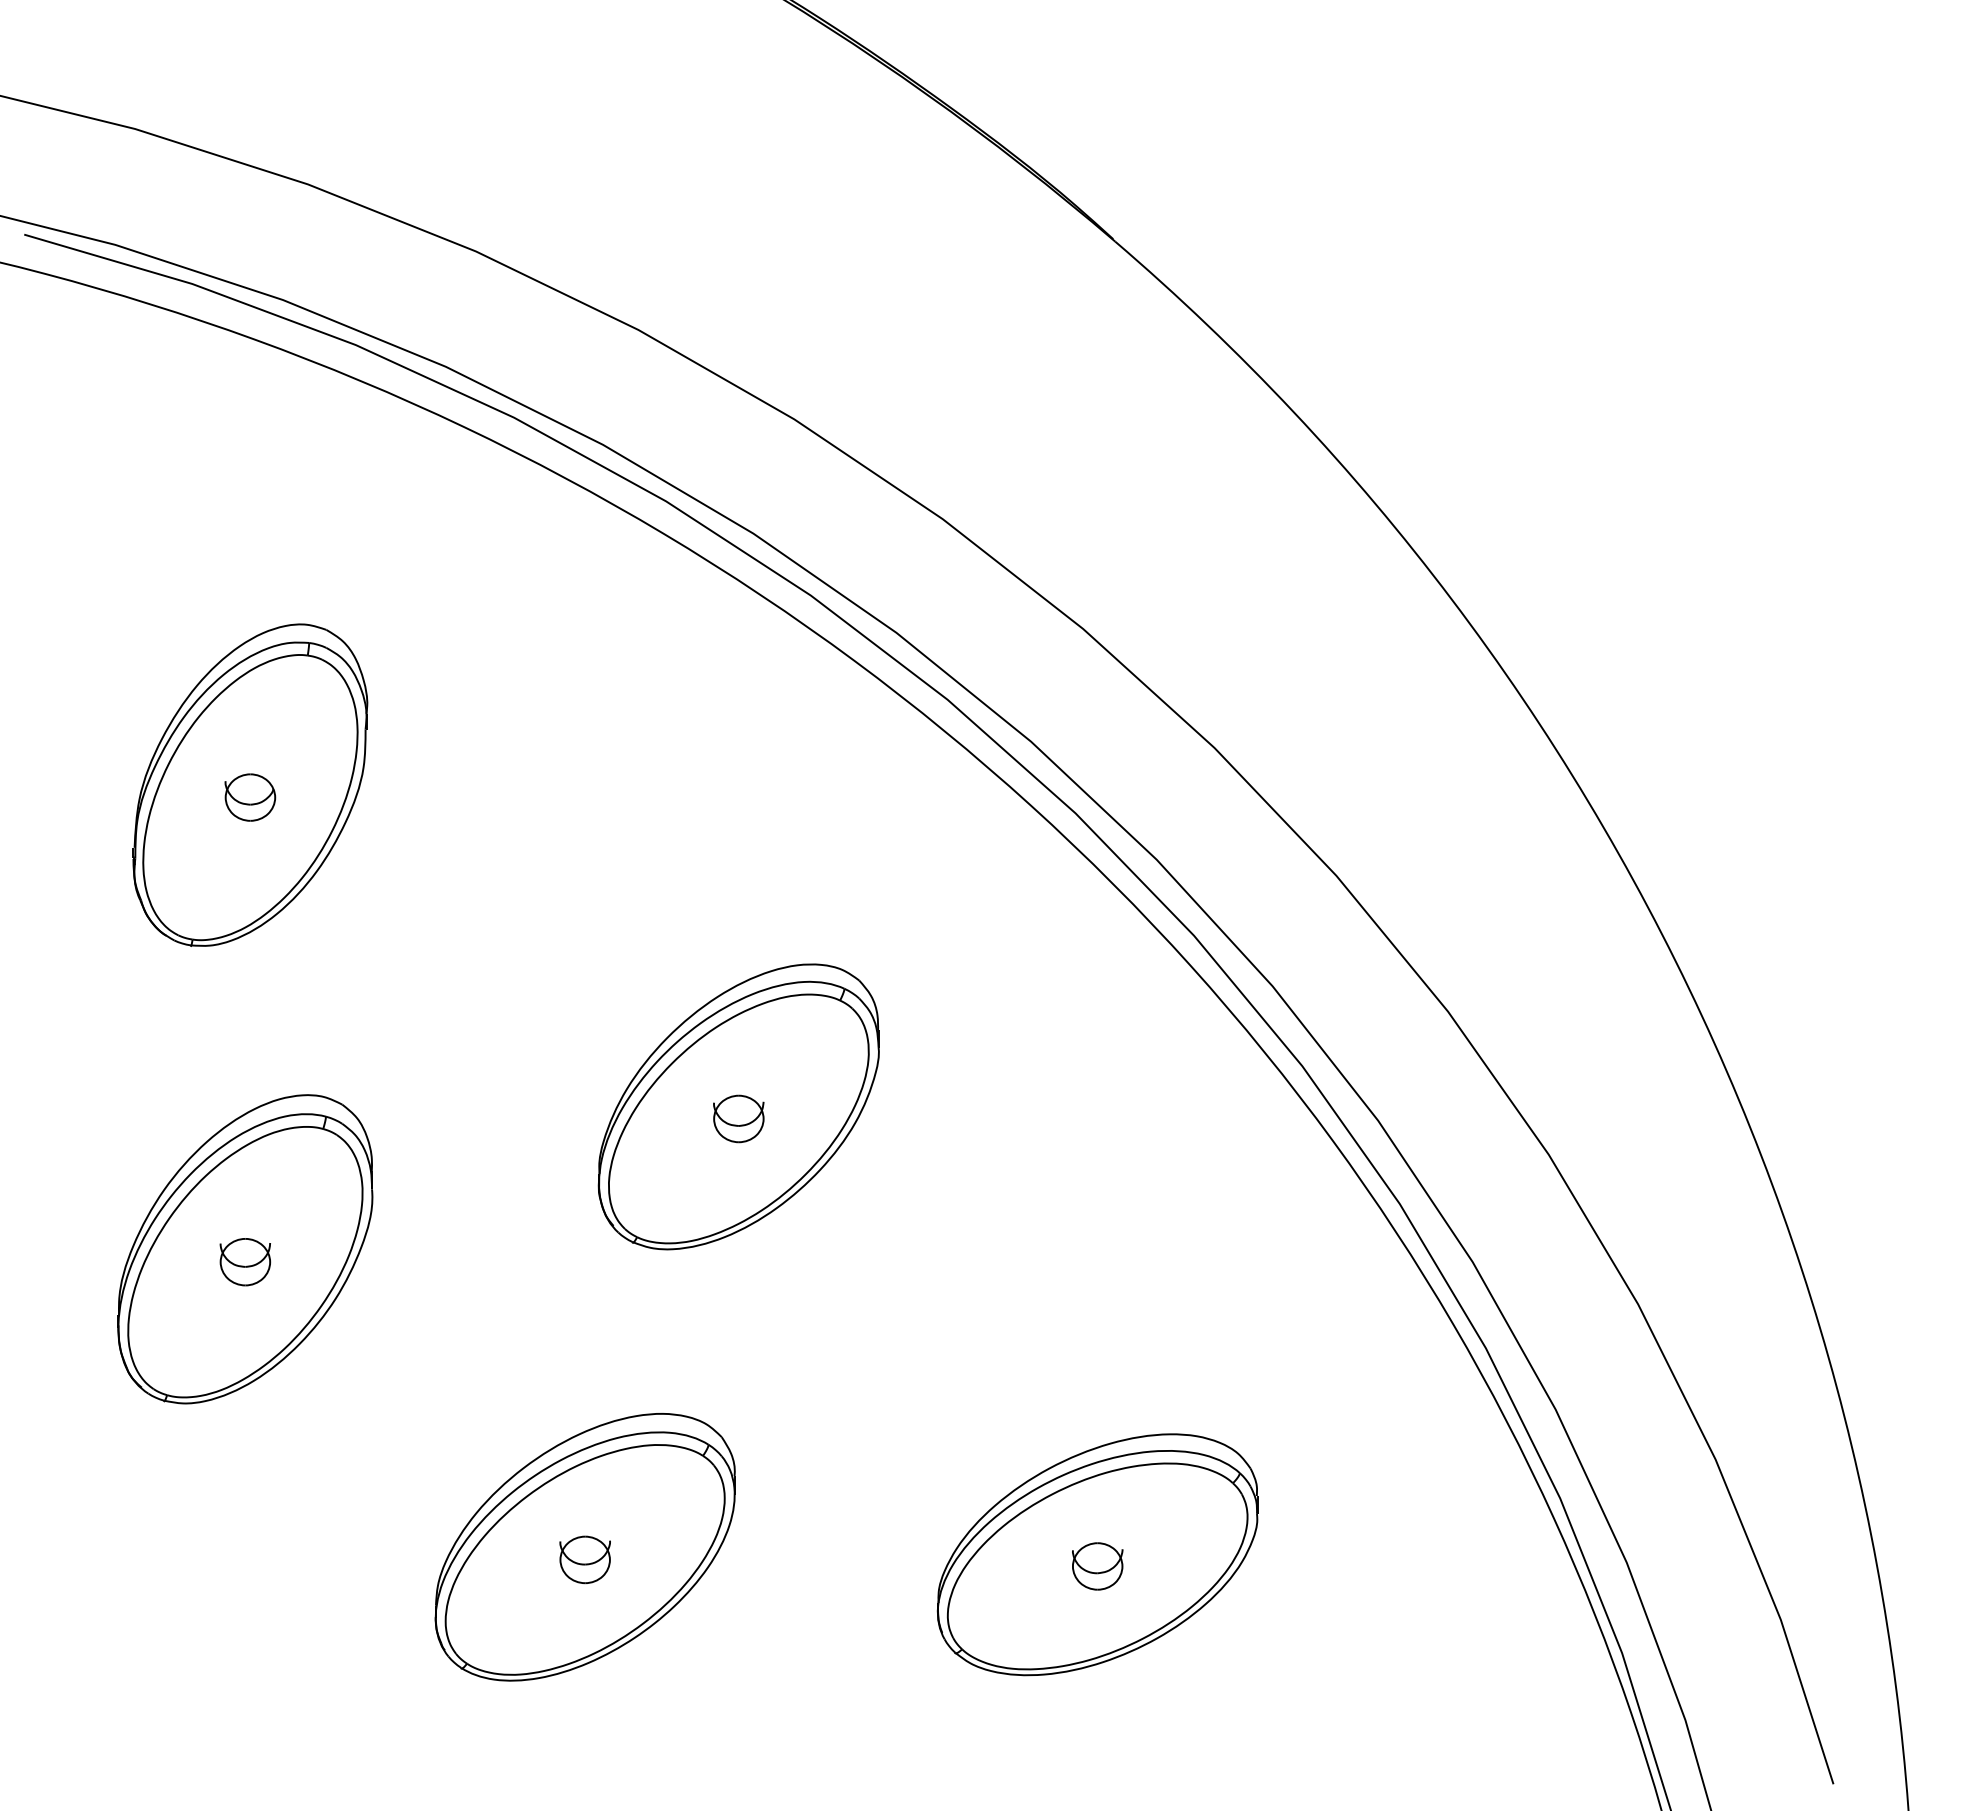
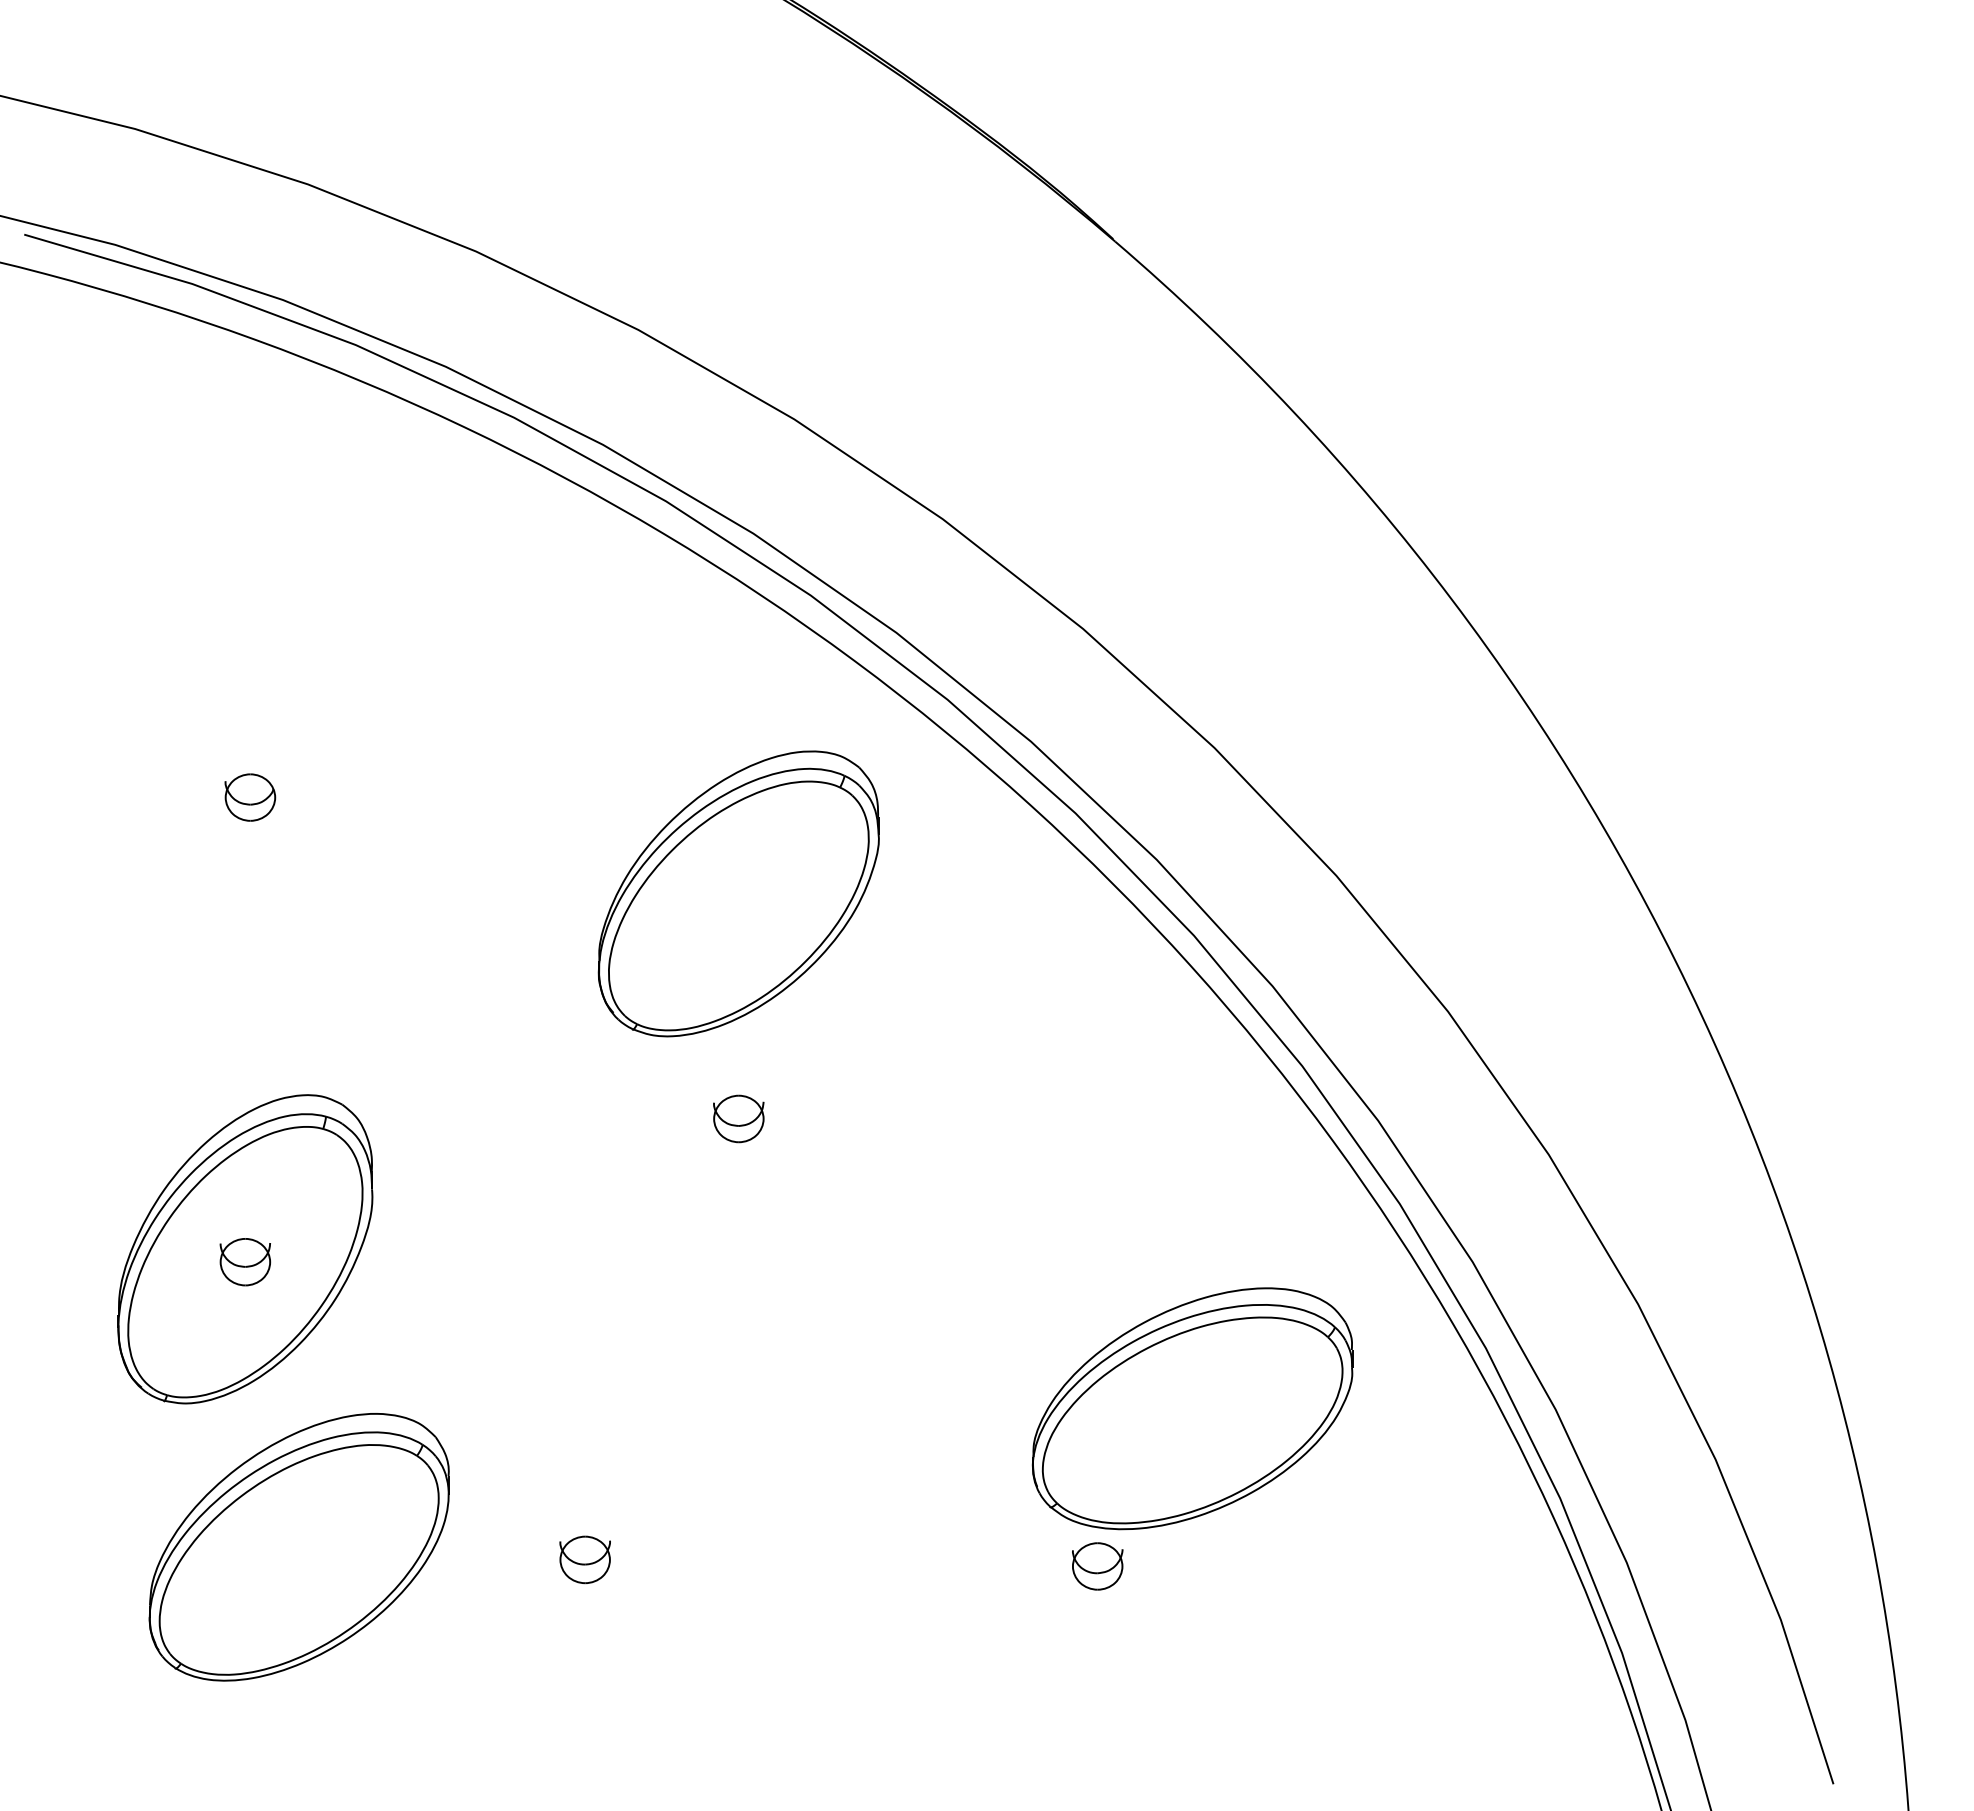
part: present -> none (250, 784)
part position: (738, 1106) -> (738, 893) (738, 893)
part position: (584, 1547) -> (298, 1547) (298, 1547)
part position: (1097, 1554) -> (1192, 1408) (1192, 1408)
